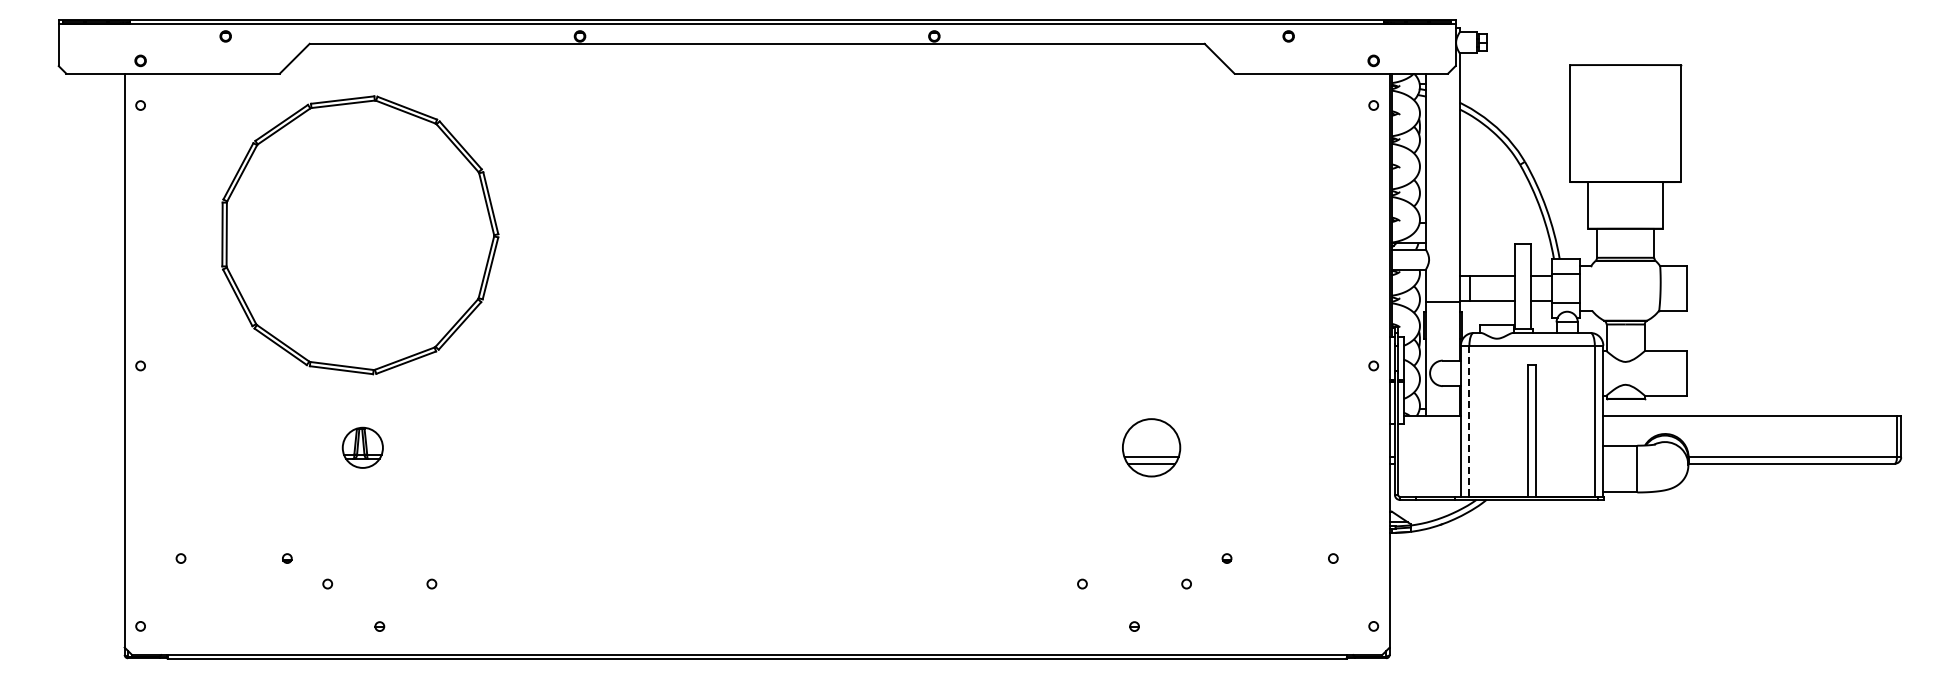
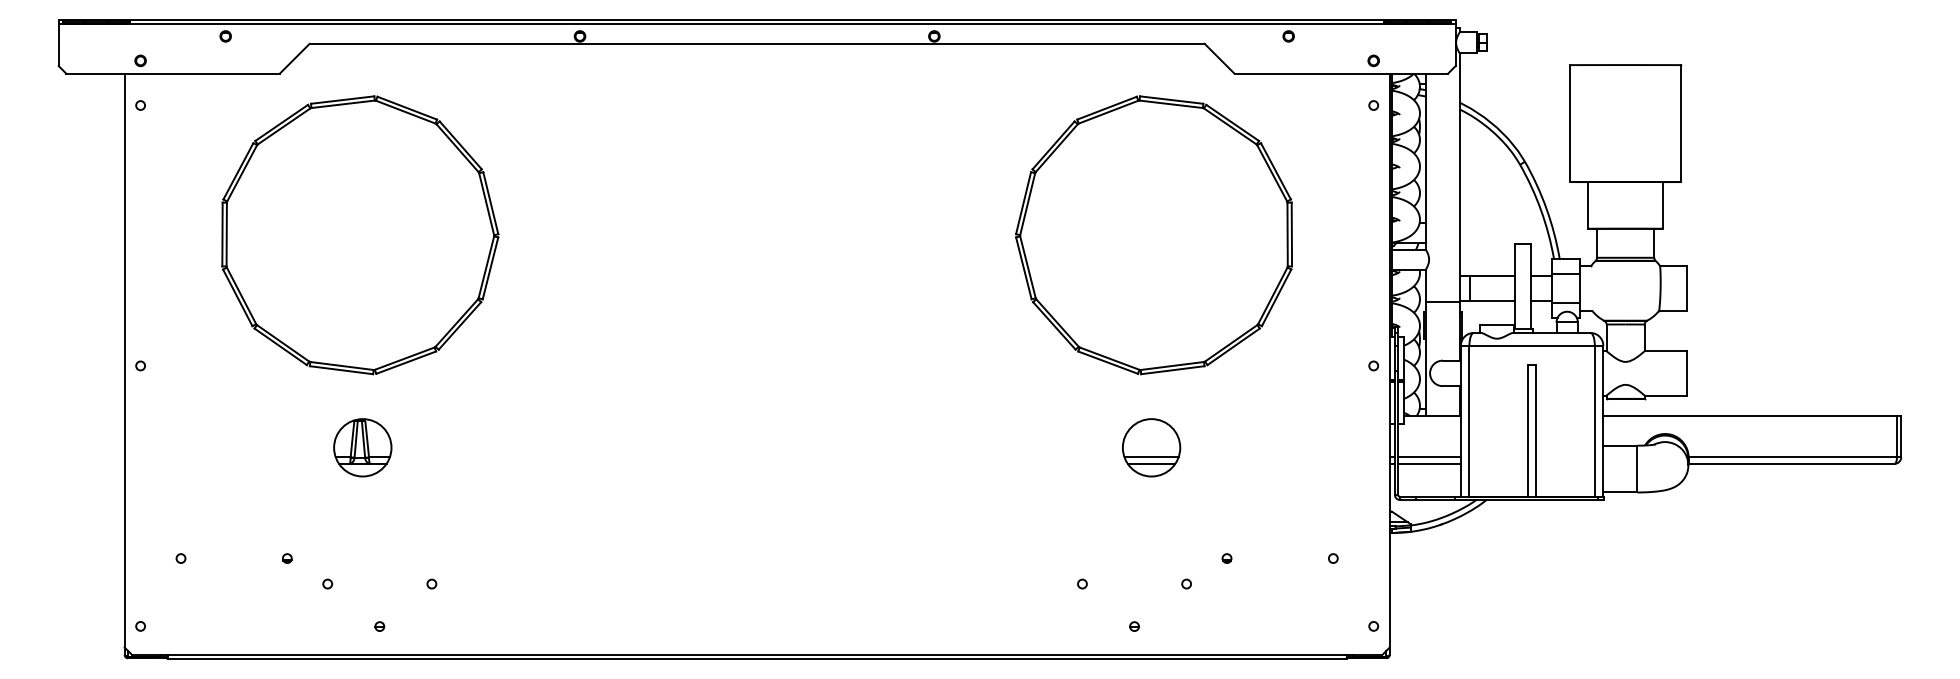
part: none -> present (1153, 235)
line: dashed -> solid (1469, 421)
part size: 43x43 px -> 60x60 px (362, 447)
line: none -> present (1429, 457)
line: none -> present (1429, 463)
